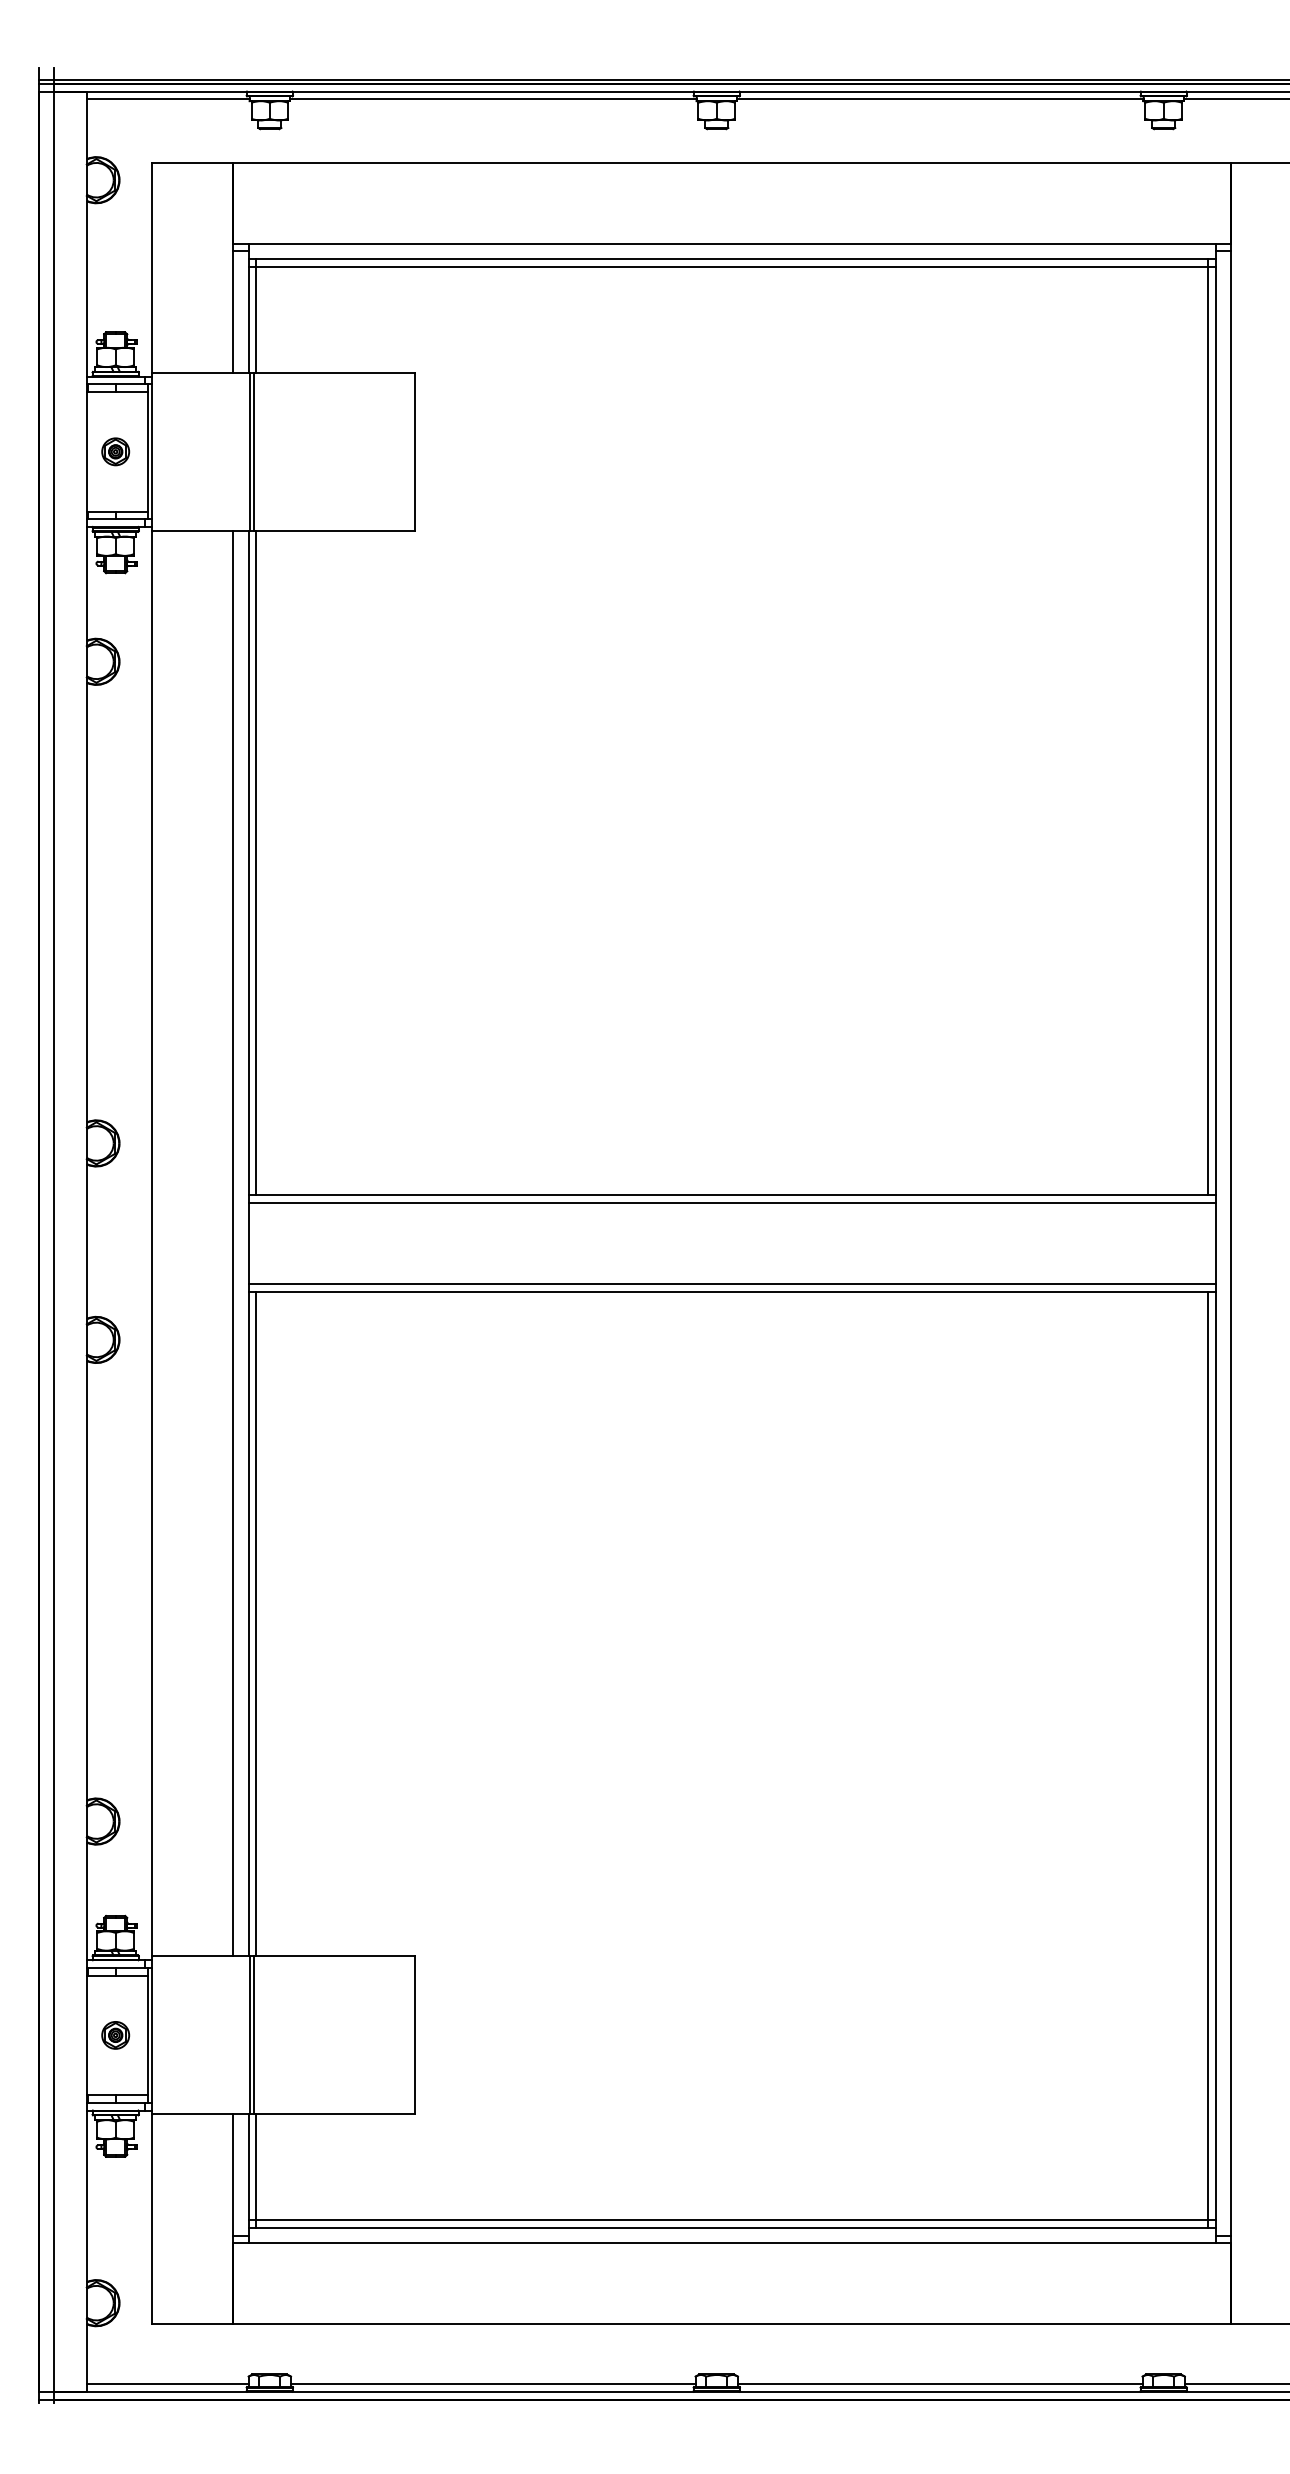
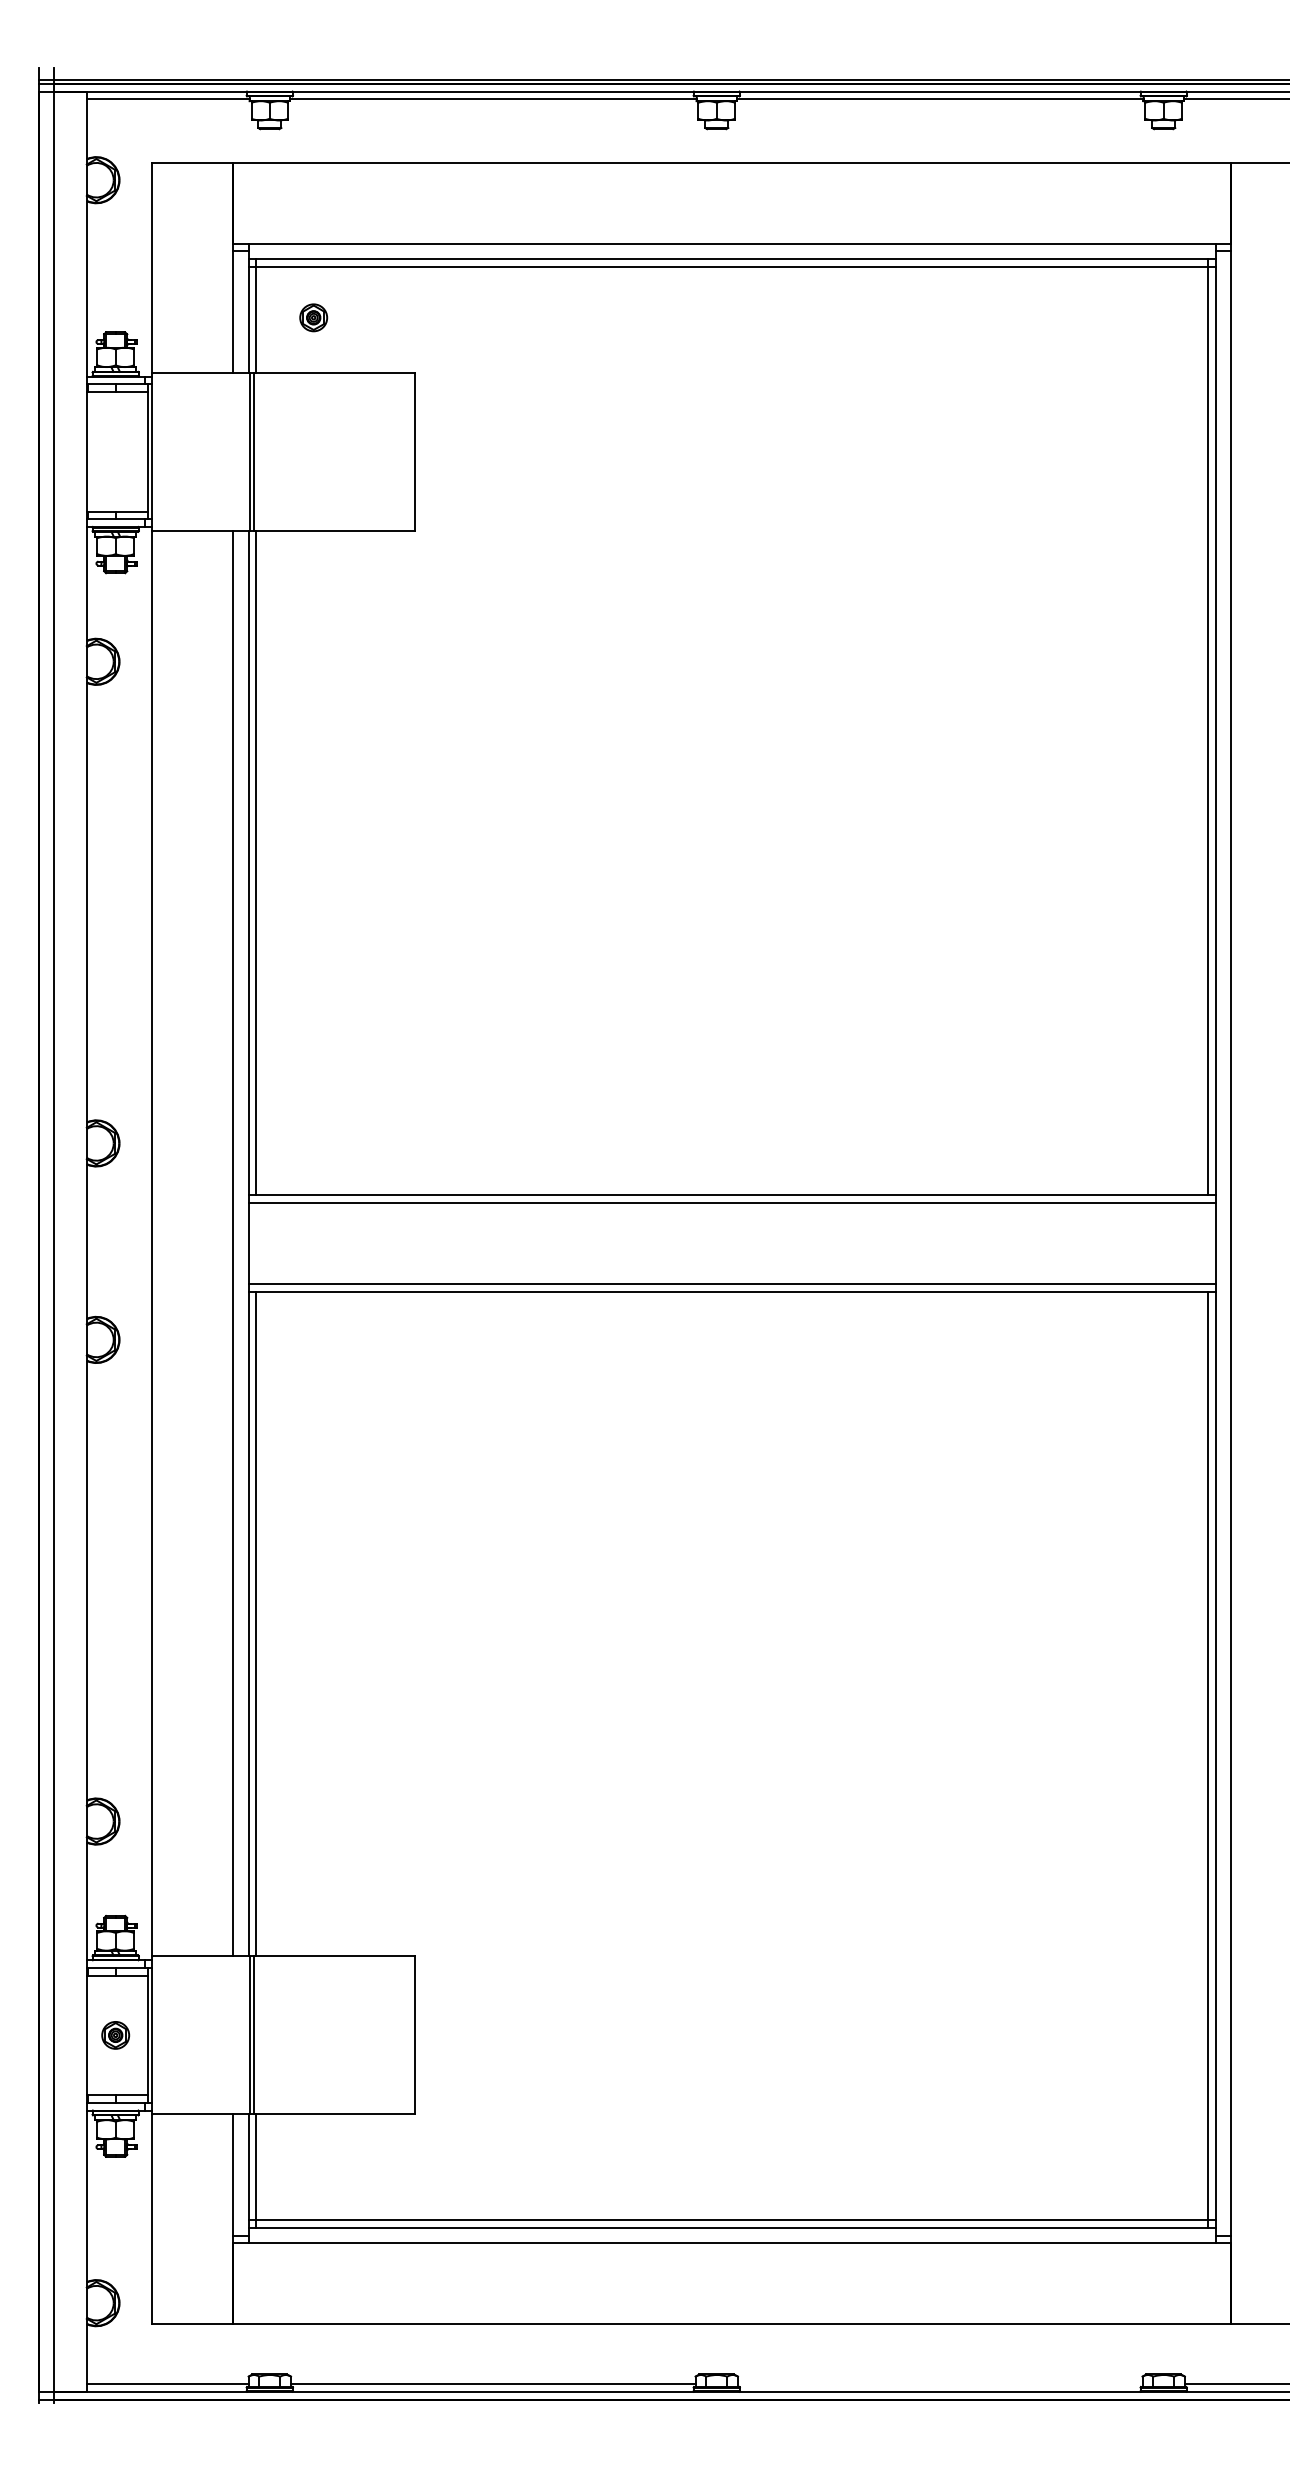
part position: (115, 451) -> (313, 317) (313, 317)
line: present -> none (939, 2384)
